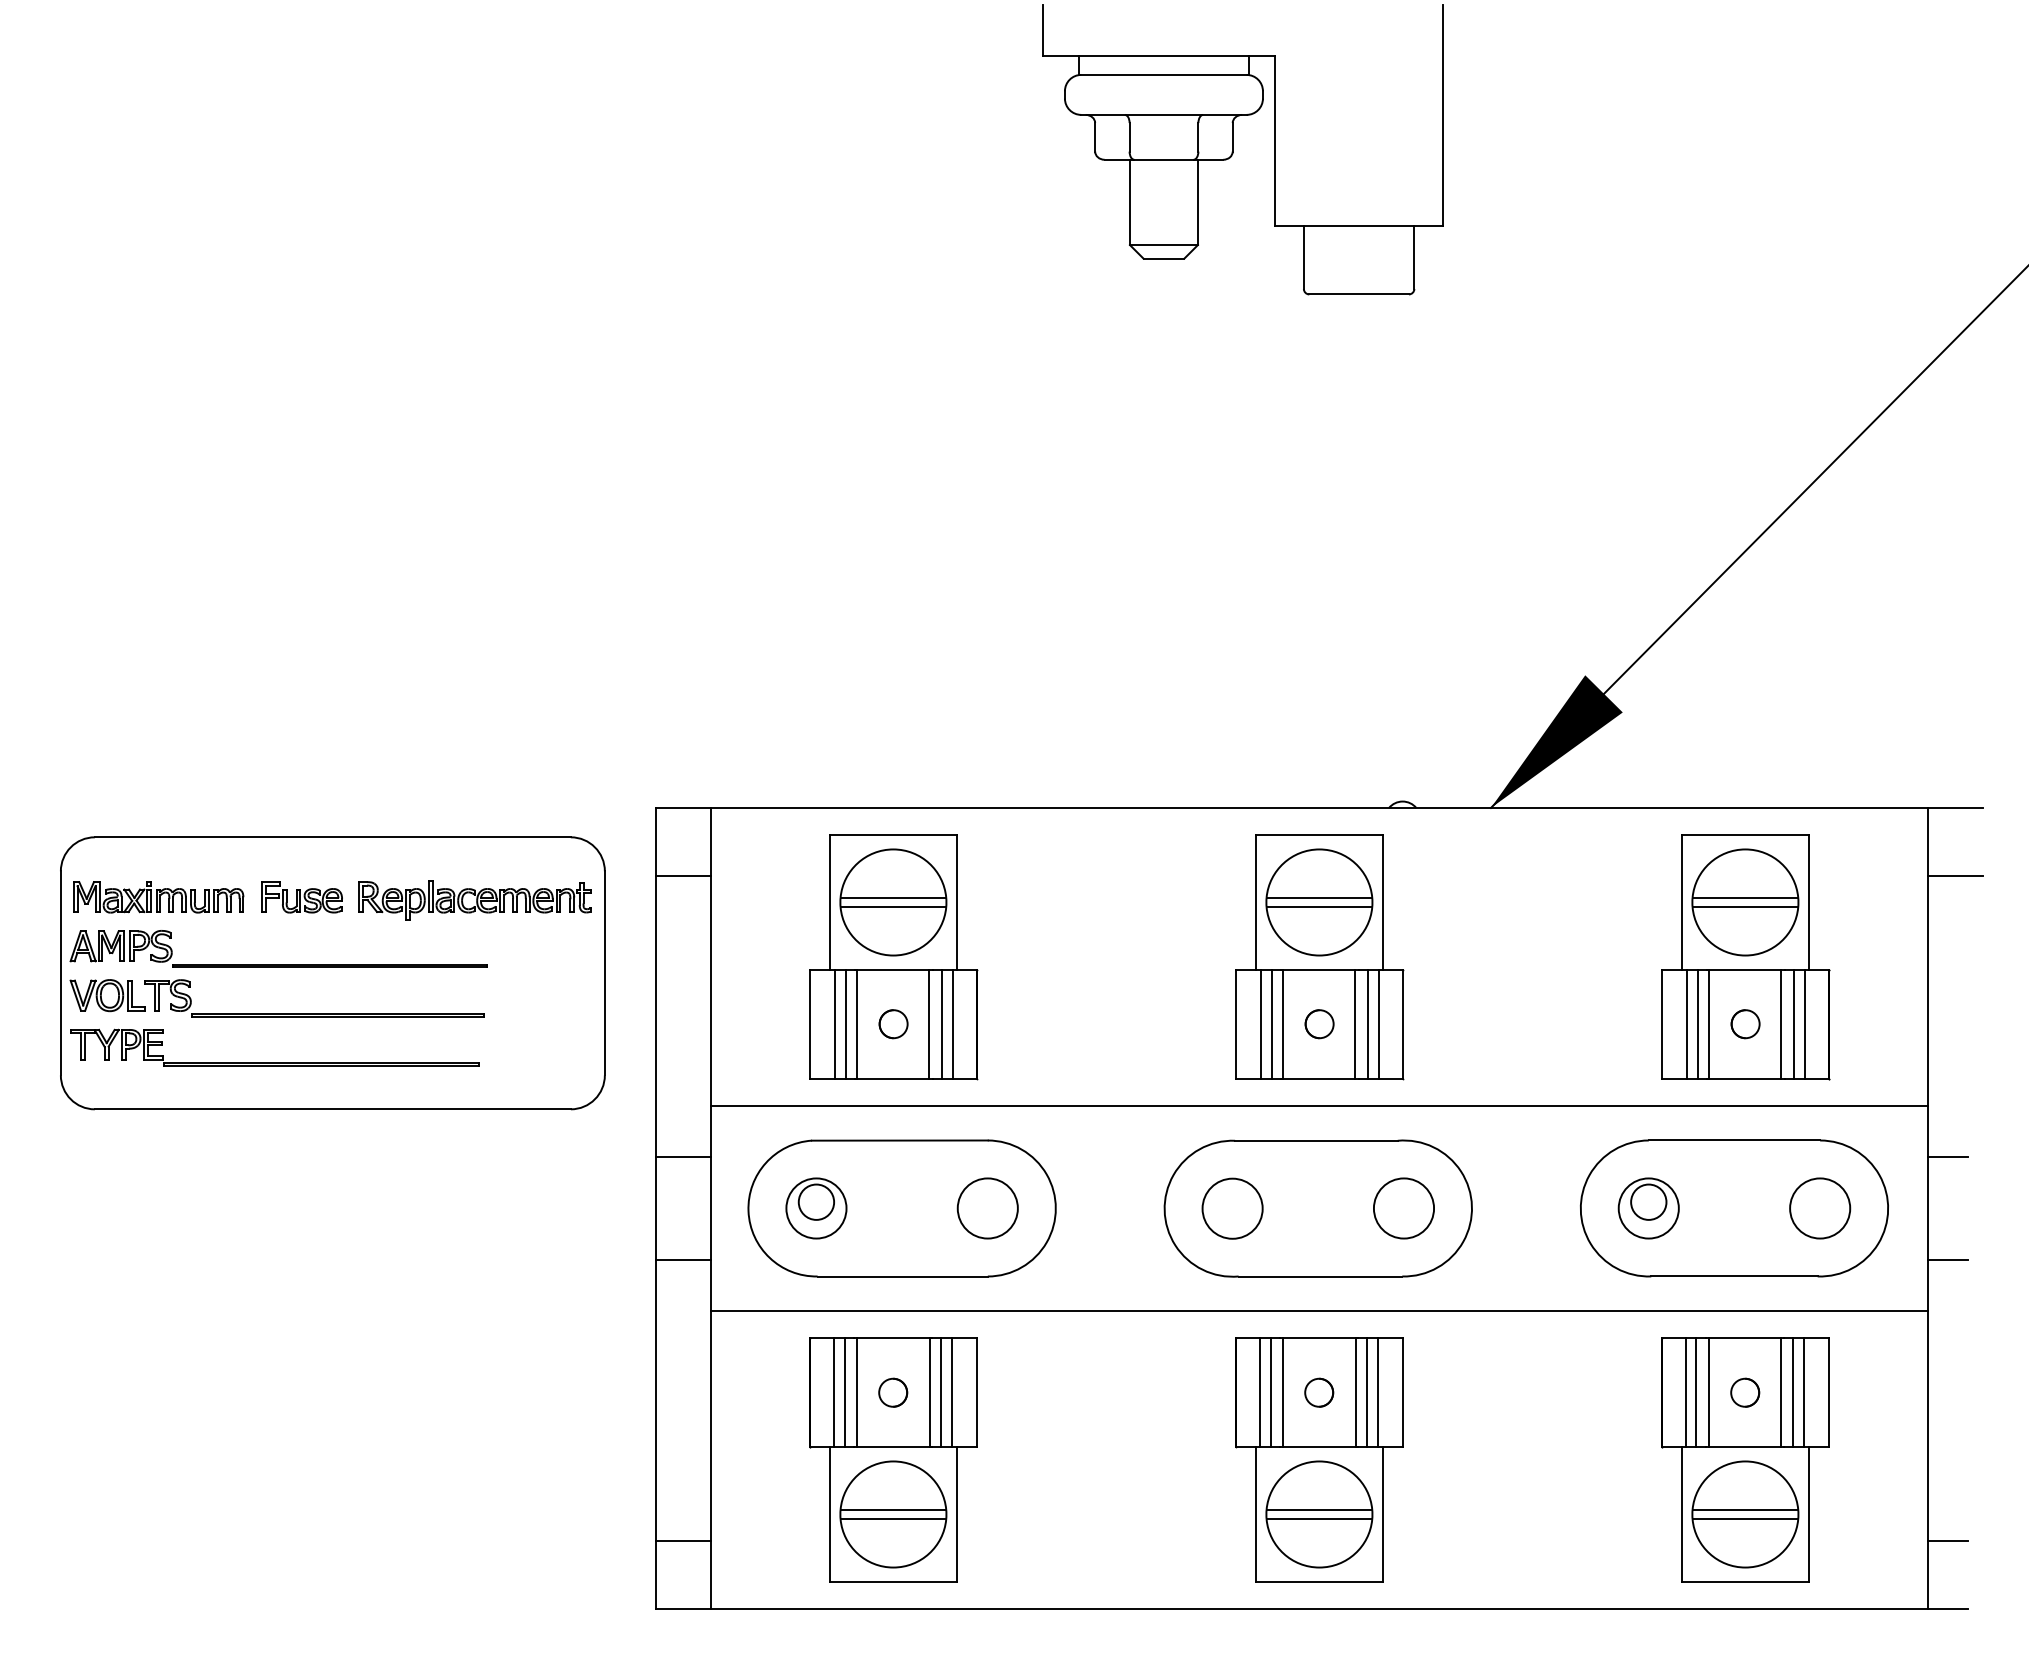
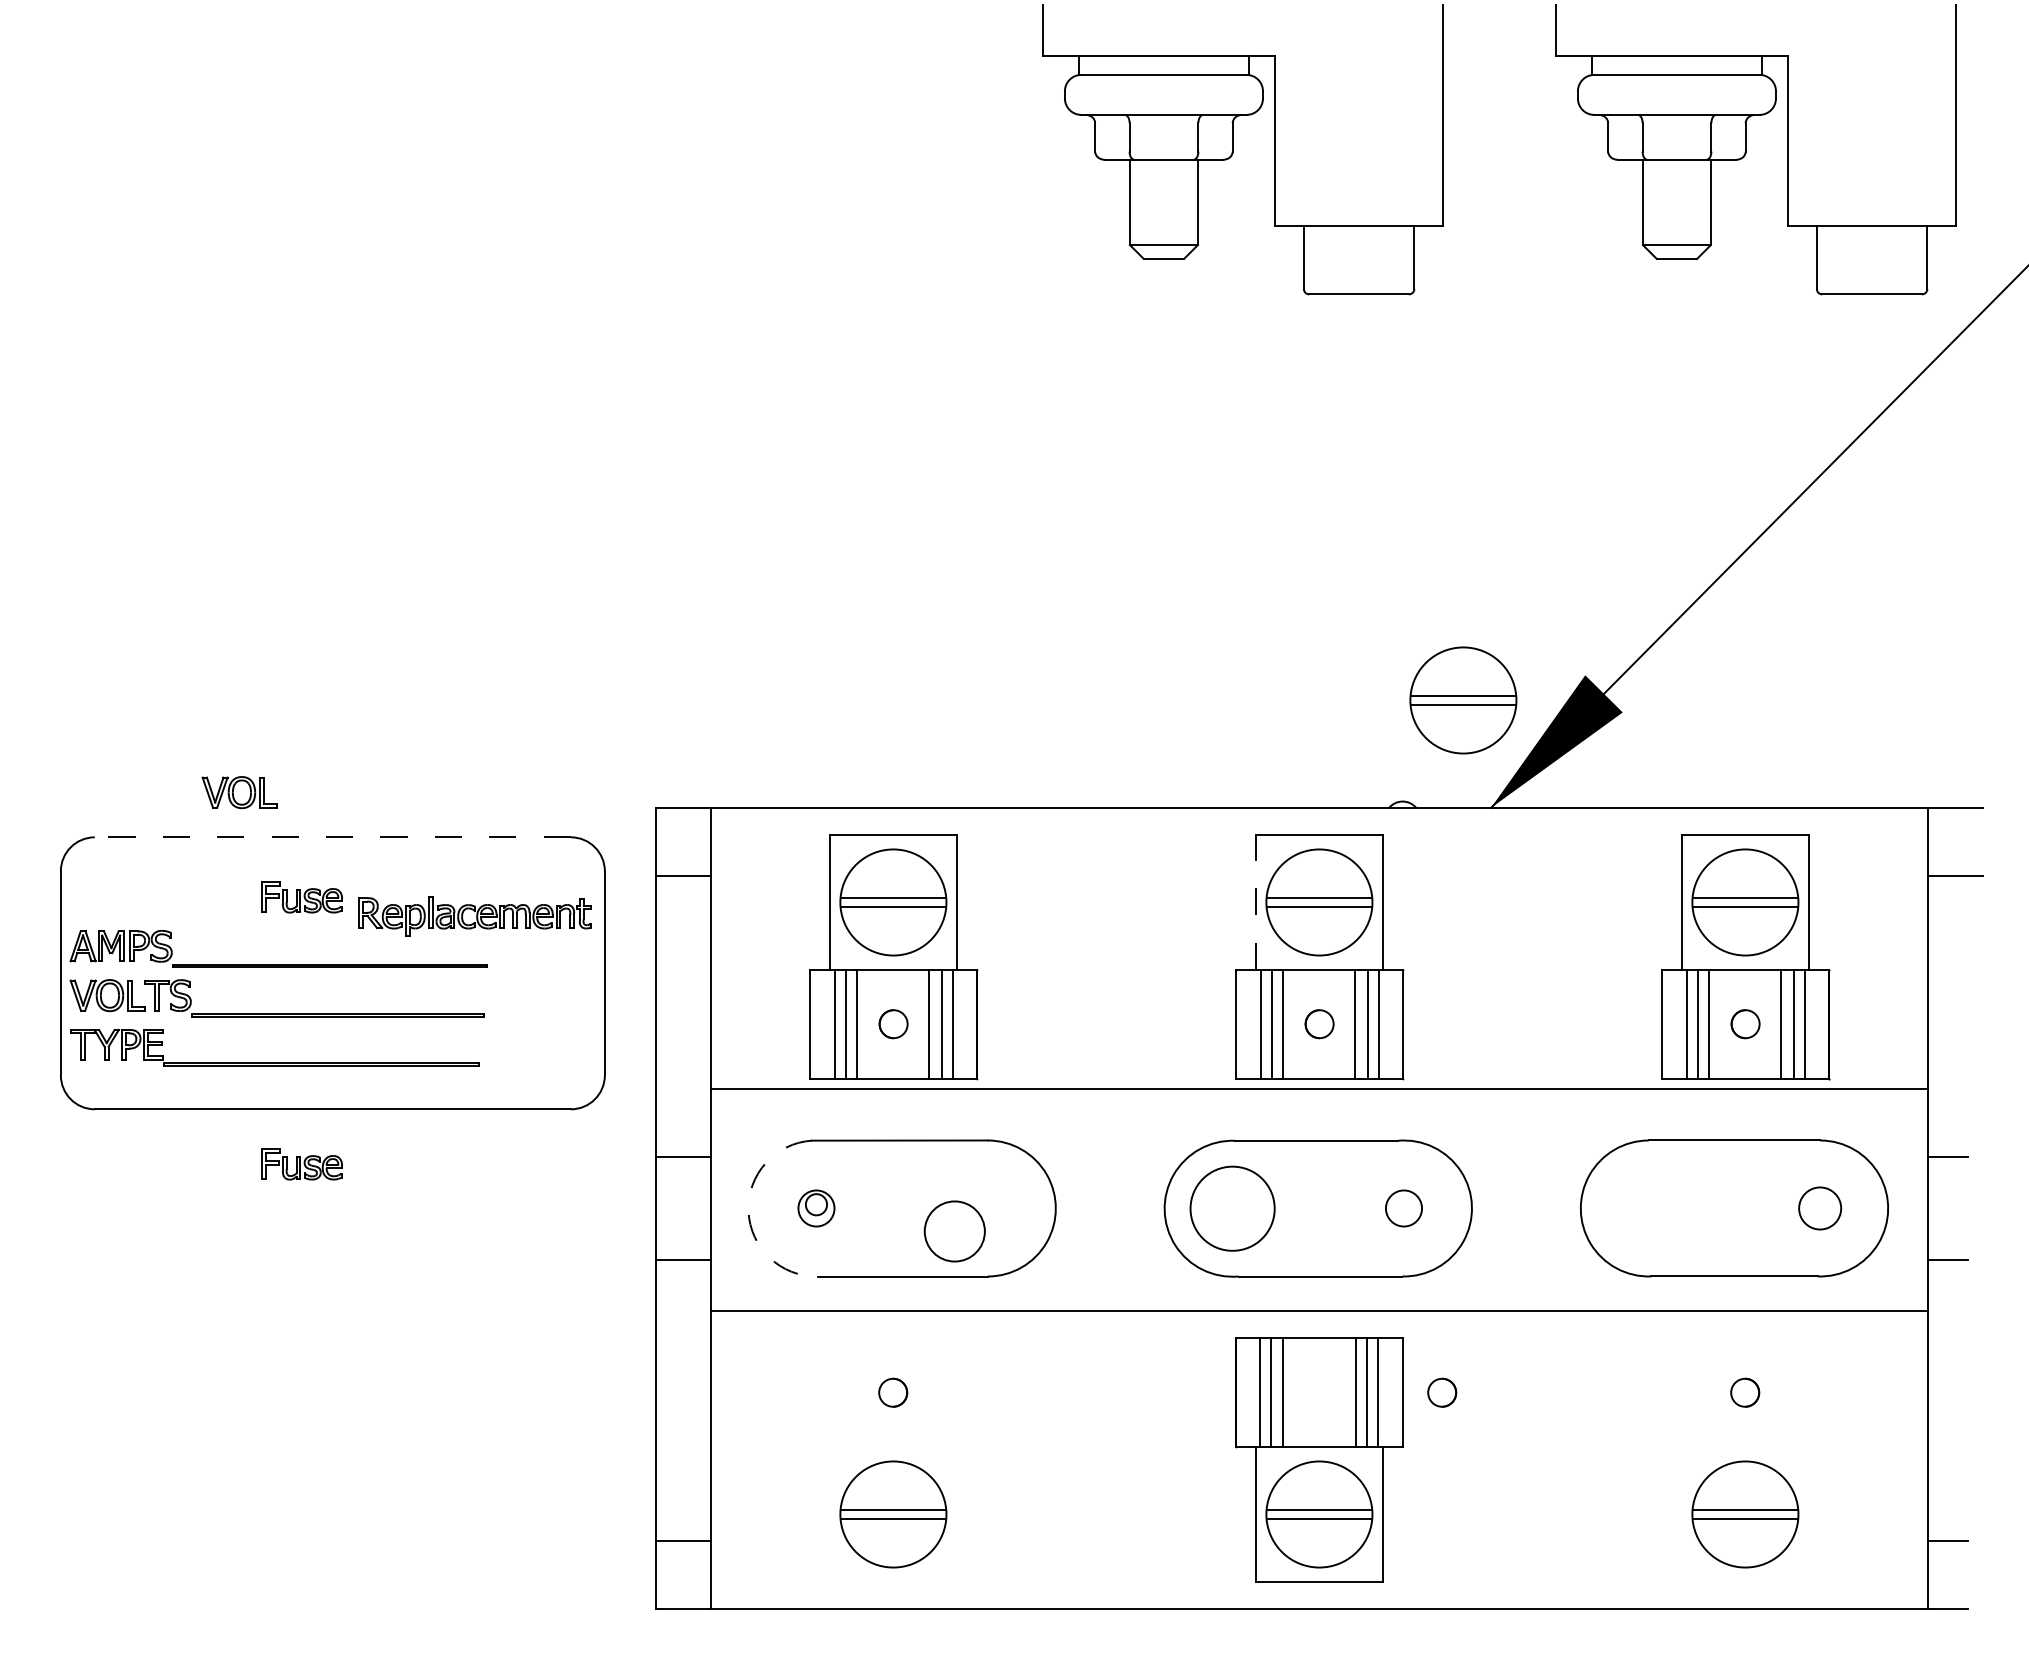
part: none -> present (1746, 149)
part: none -> present (1463, 700)
part: none -> present (239, 792)
line: solid -> dashed (332, 837)
part: present -> none (158, 897)
part position: (474, 900) -> (474, 916) (474, 916)
line: solid -> dashed (1256, 901)
line position: (1319, 1106) -> (1319, 1089) (1319, 1089)
part: none -> present (301, 1164)
part size: 63x63 px -> 39x39 px (816, 1208)
circle position: (987, 1208) -> (954, 1231) (954, 1231)
circle diameter: 60 px -> 84 px (1232, 1208)
circle diameter: 60 px -> 36 px (1403, 1208)
part: present -> none (1648, 1208)
circle diameter: 60 px -> 42 px (1820, 1208)
arc: solid -> dashed (748, 1211)
part position: (1319, 1392) -> (1442, 1392) (1442, 1392)
part: present -> none (893, 1459)
part: present -> none (1745, 1459)
